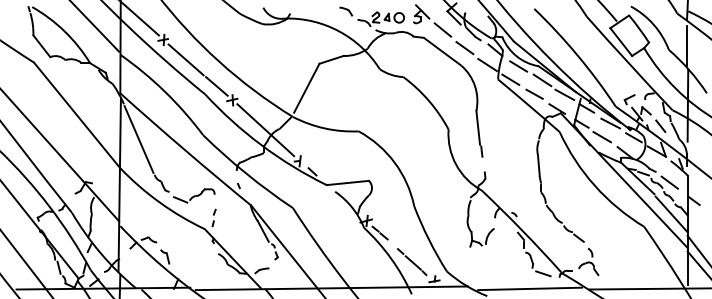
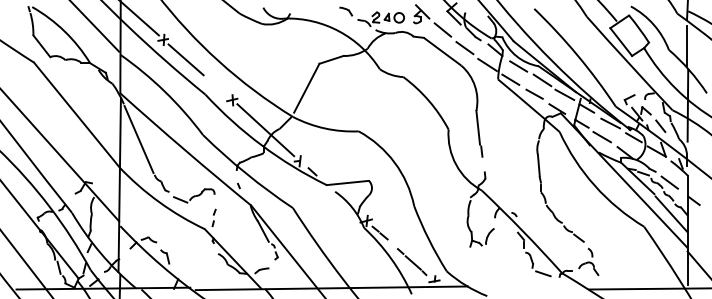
line: present -> none (216, 86)
line: present -> none (697, 248)
line: present -> none (530, 288)
